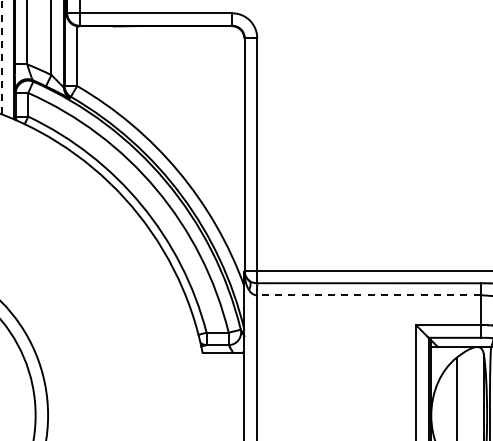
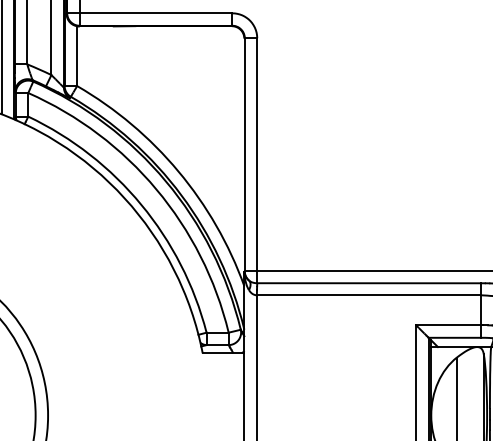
line: dashed -> solid (1, 57)
line: dashed -> solid (368, 295)
